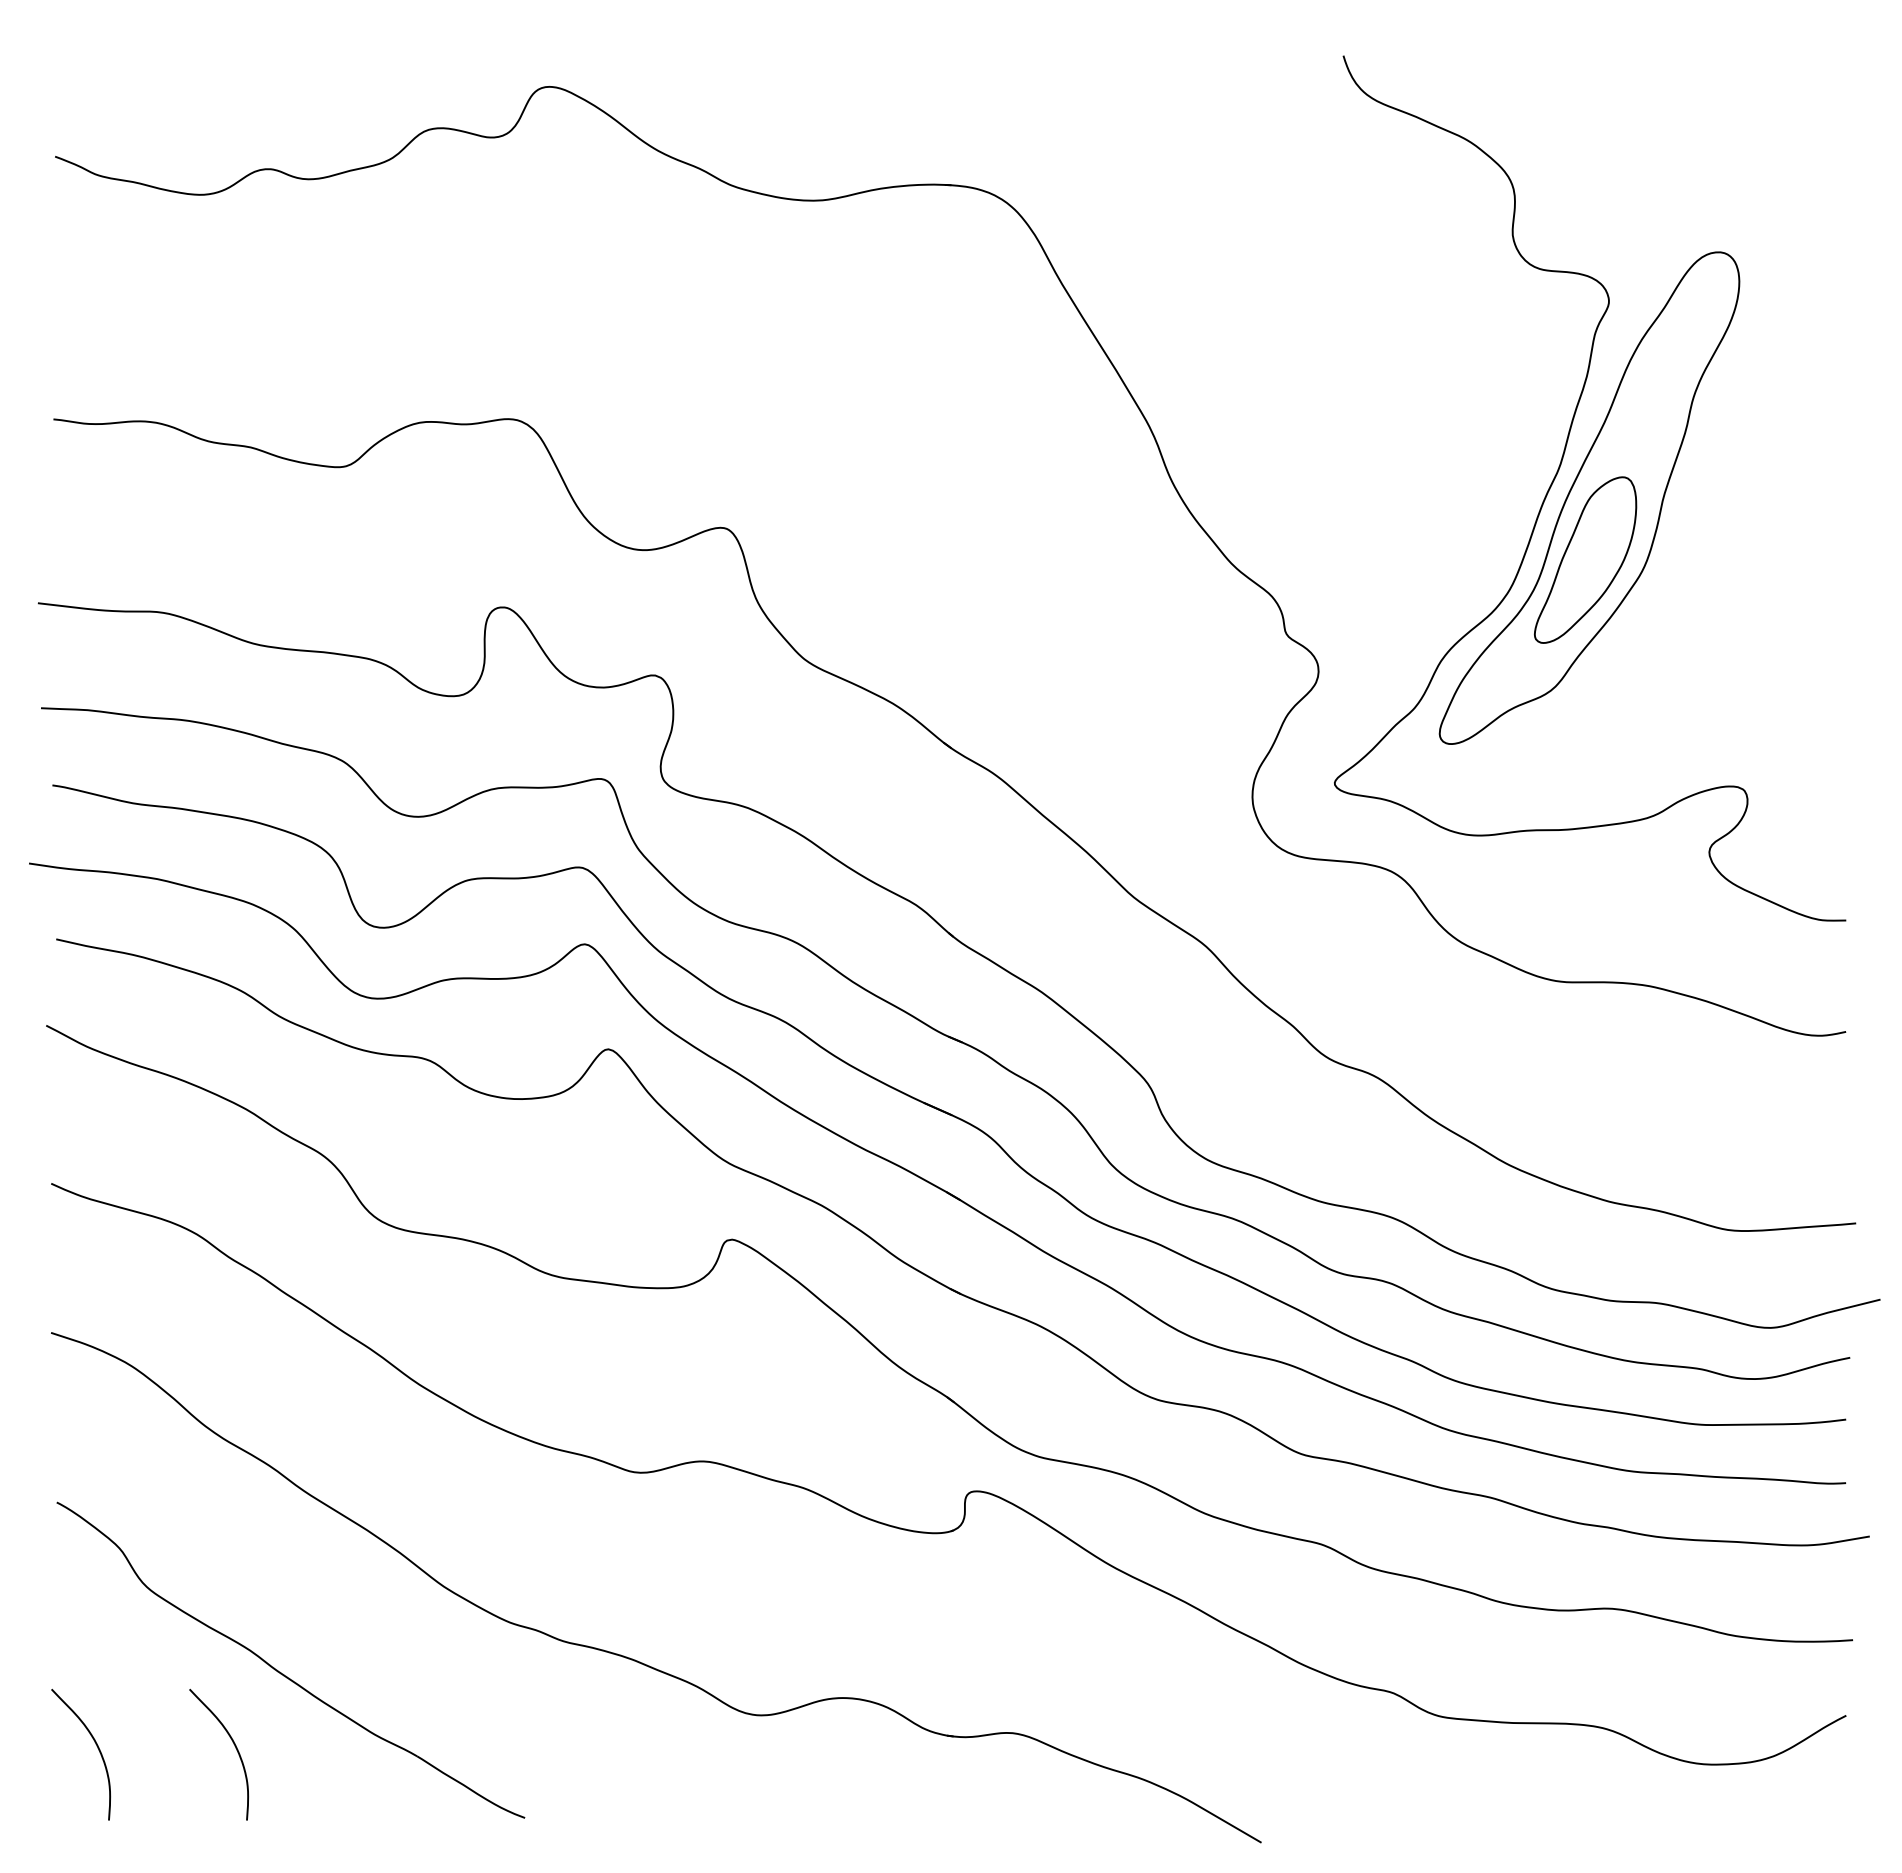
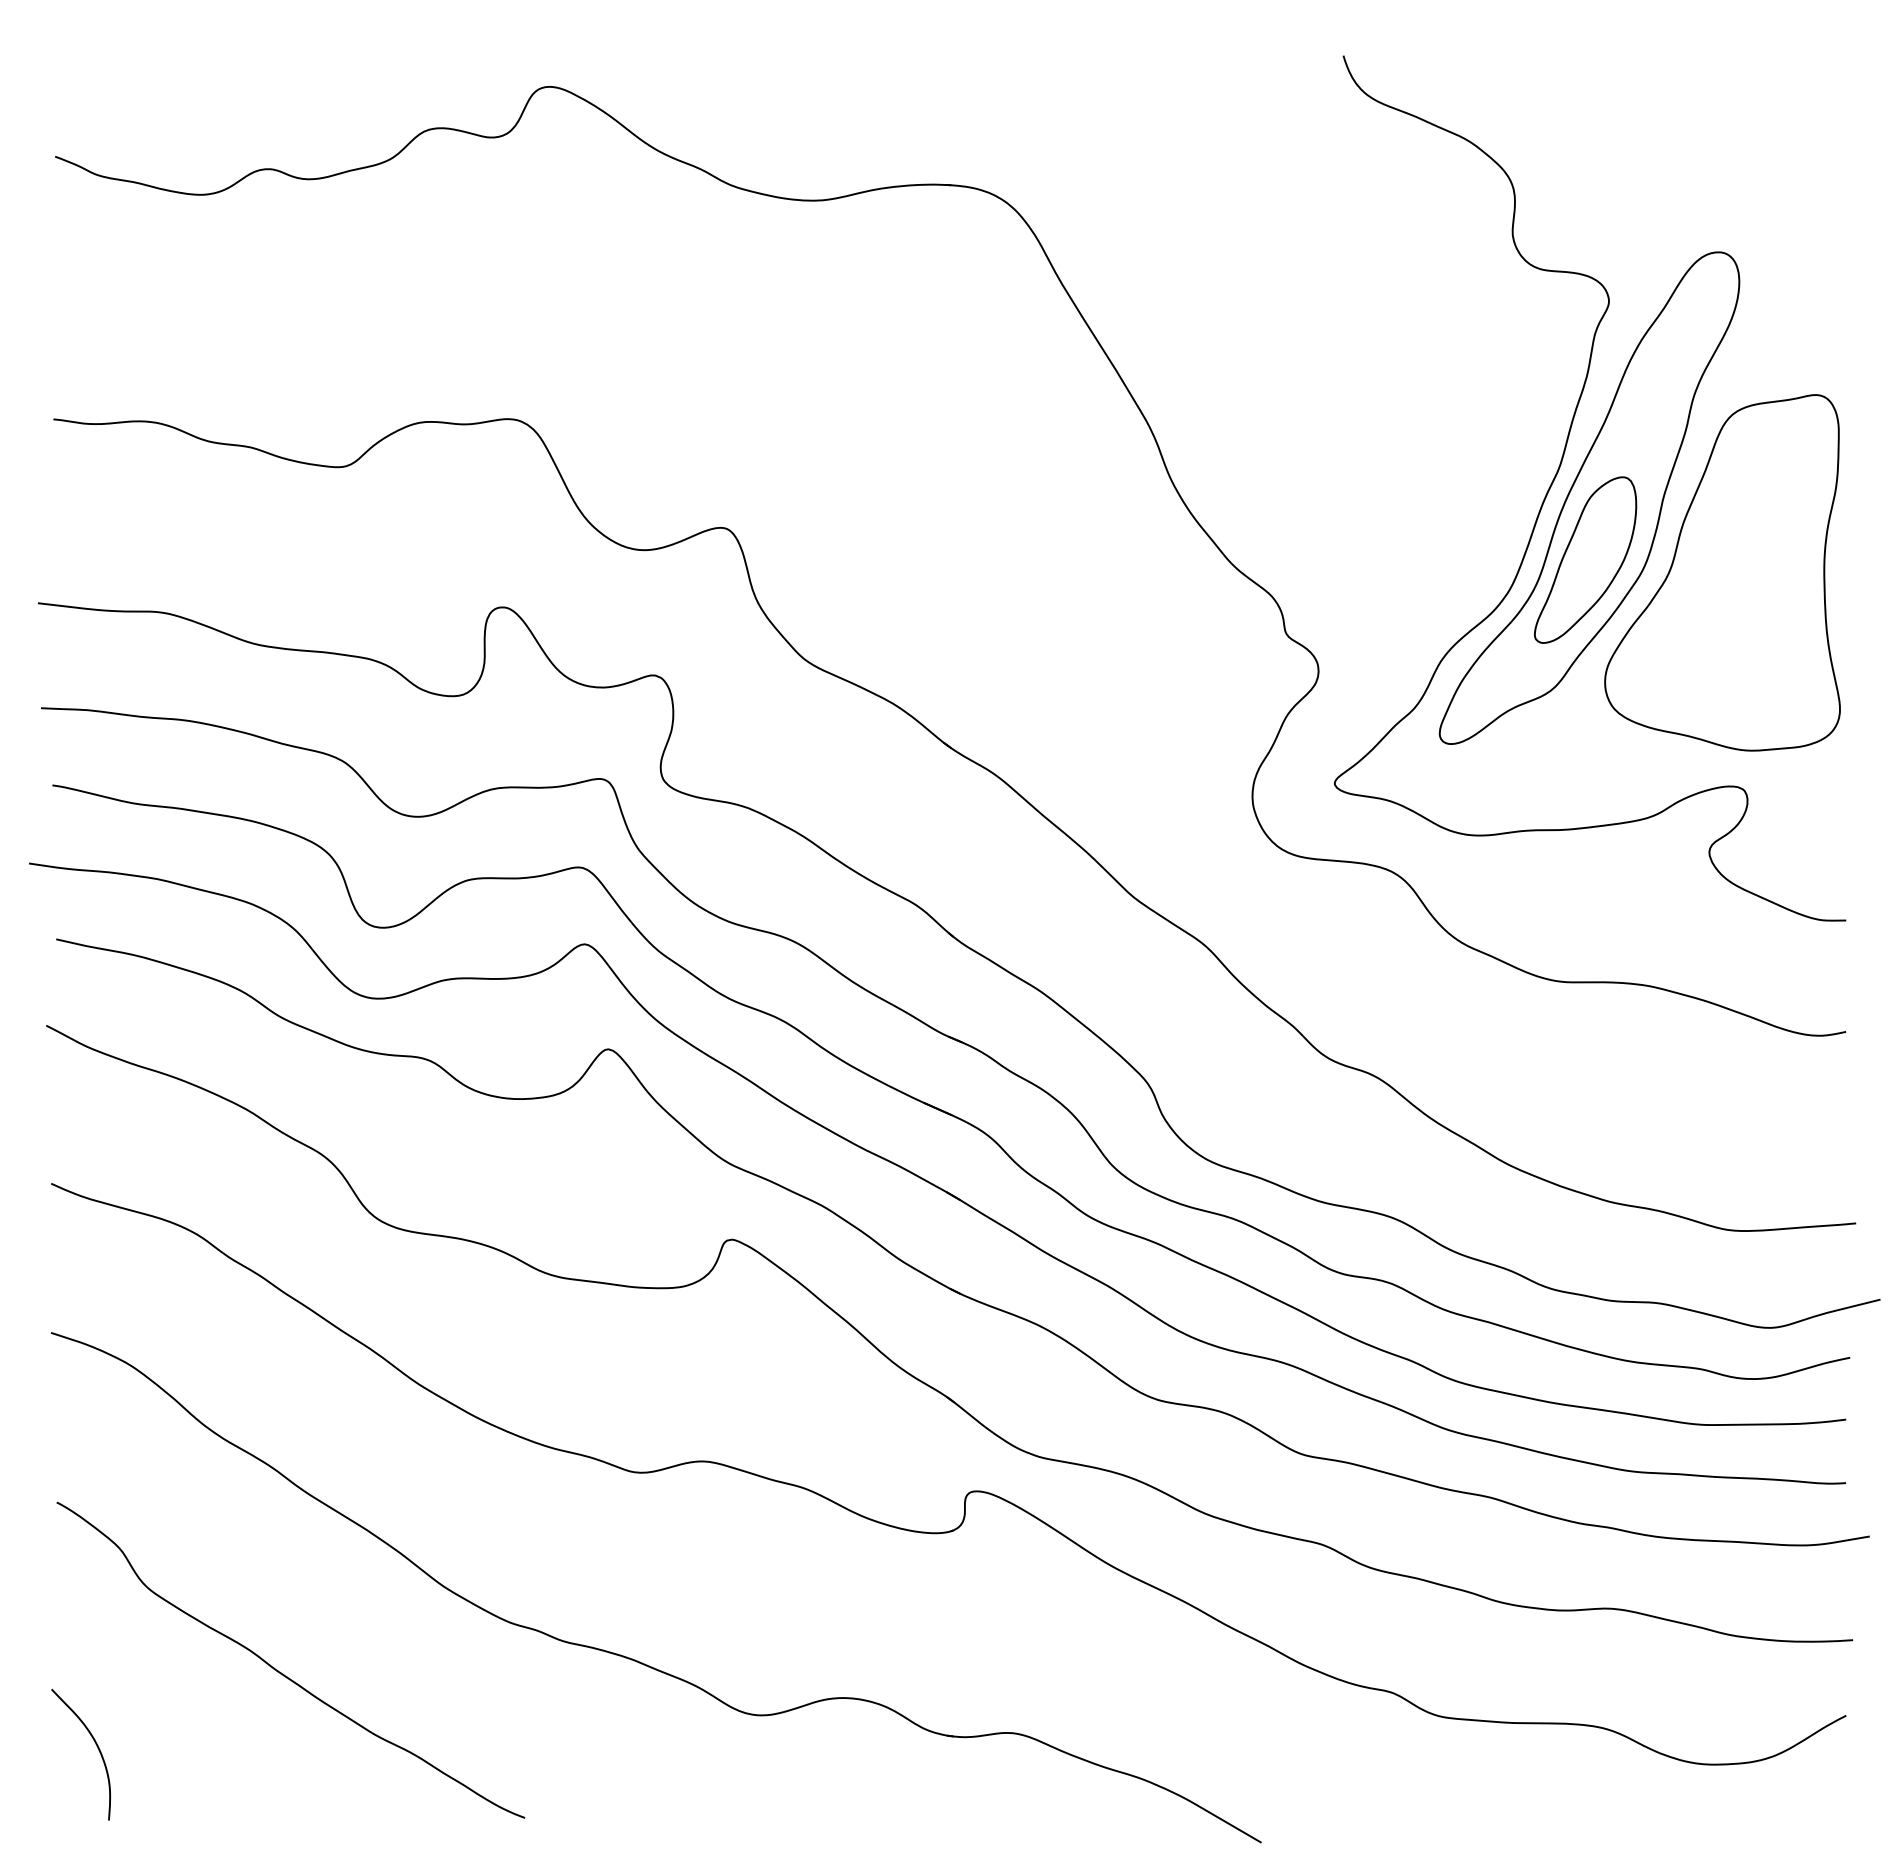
part: none -> present (1722, 572)
curve: present -> none (234, 1746)
